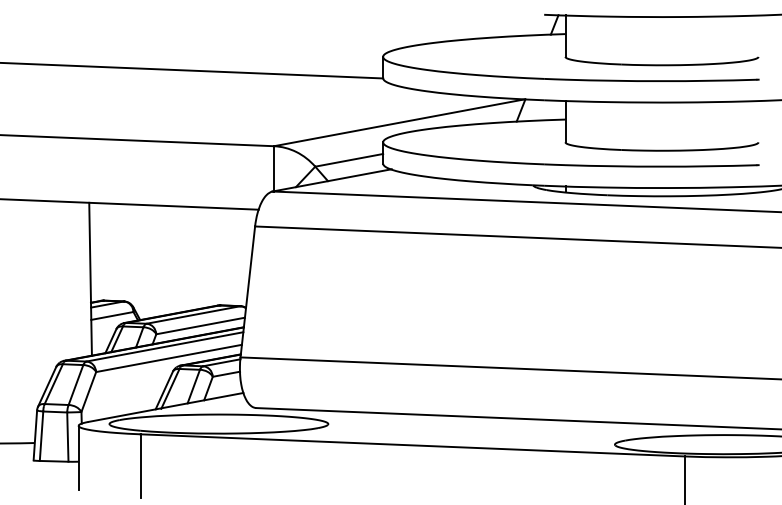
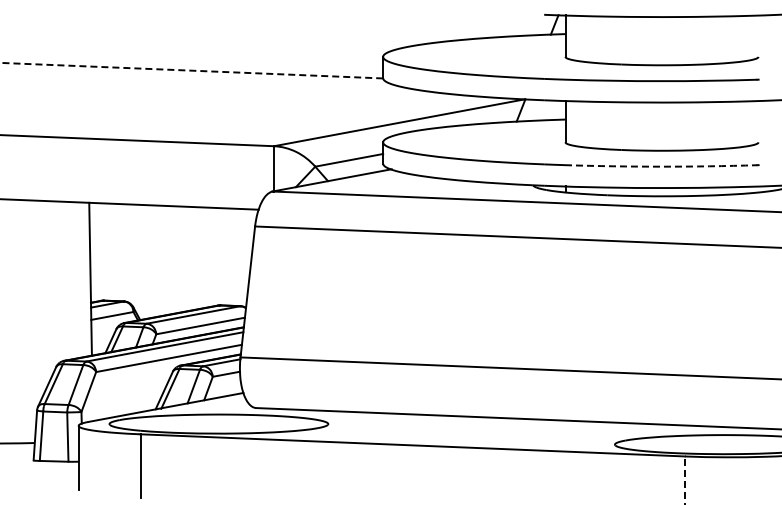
line: solid -> dashed (191, 70)
arc: solid -> dashed (661, 166)
line: solid -> dashed (684, 480)
